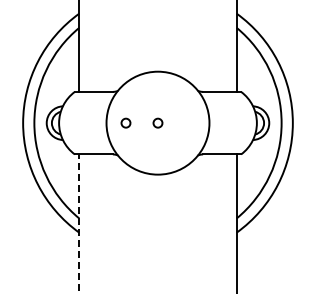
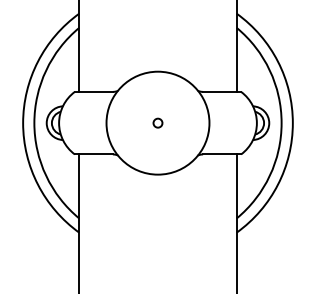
circle: present -> none (125, 122)
line: dashed -> solid (79, 223)
